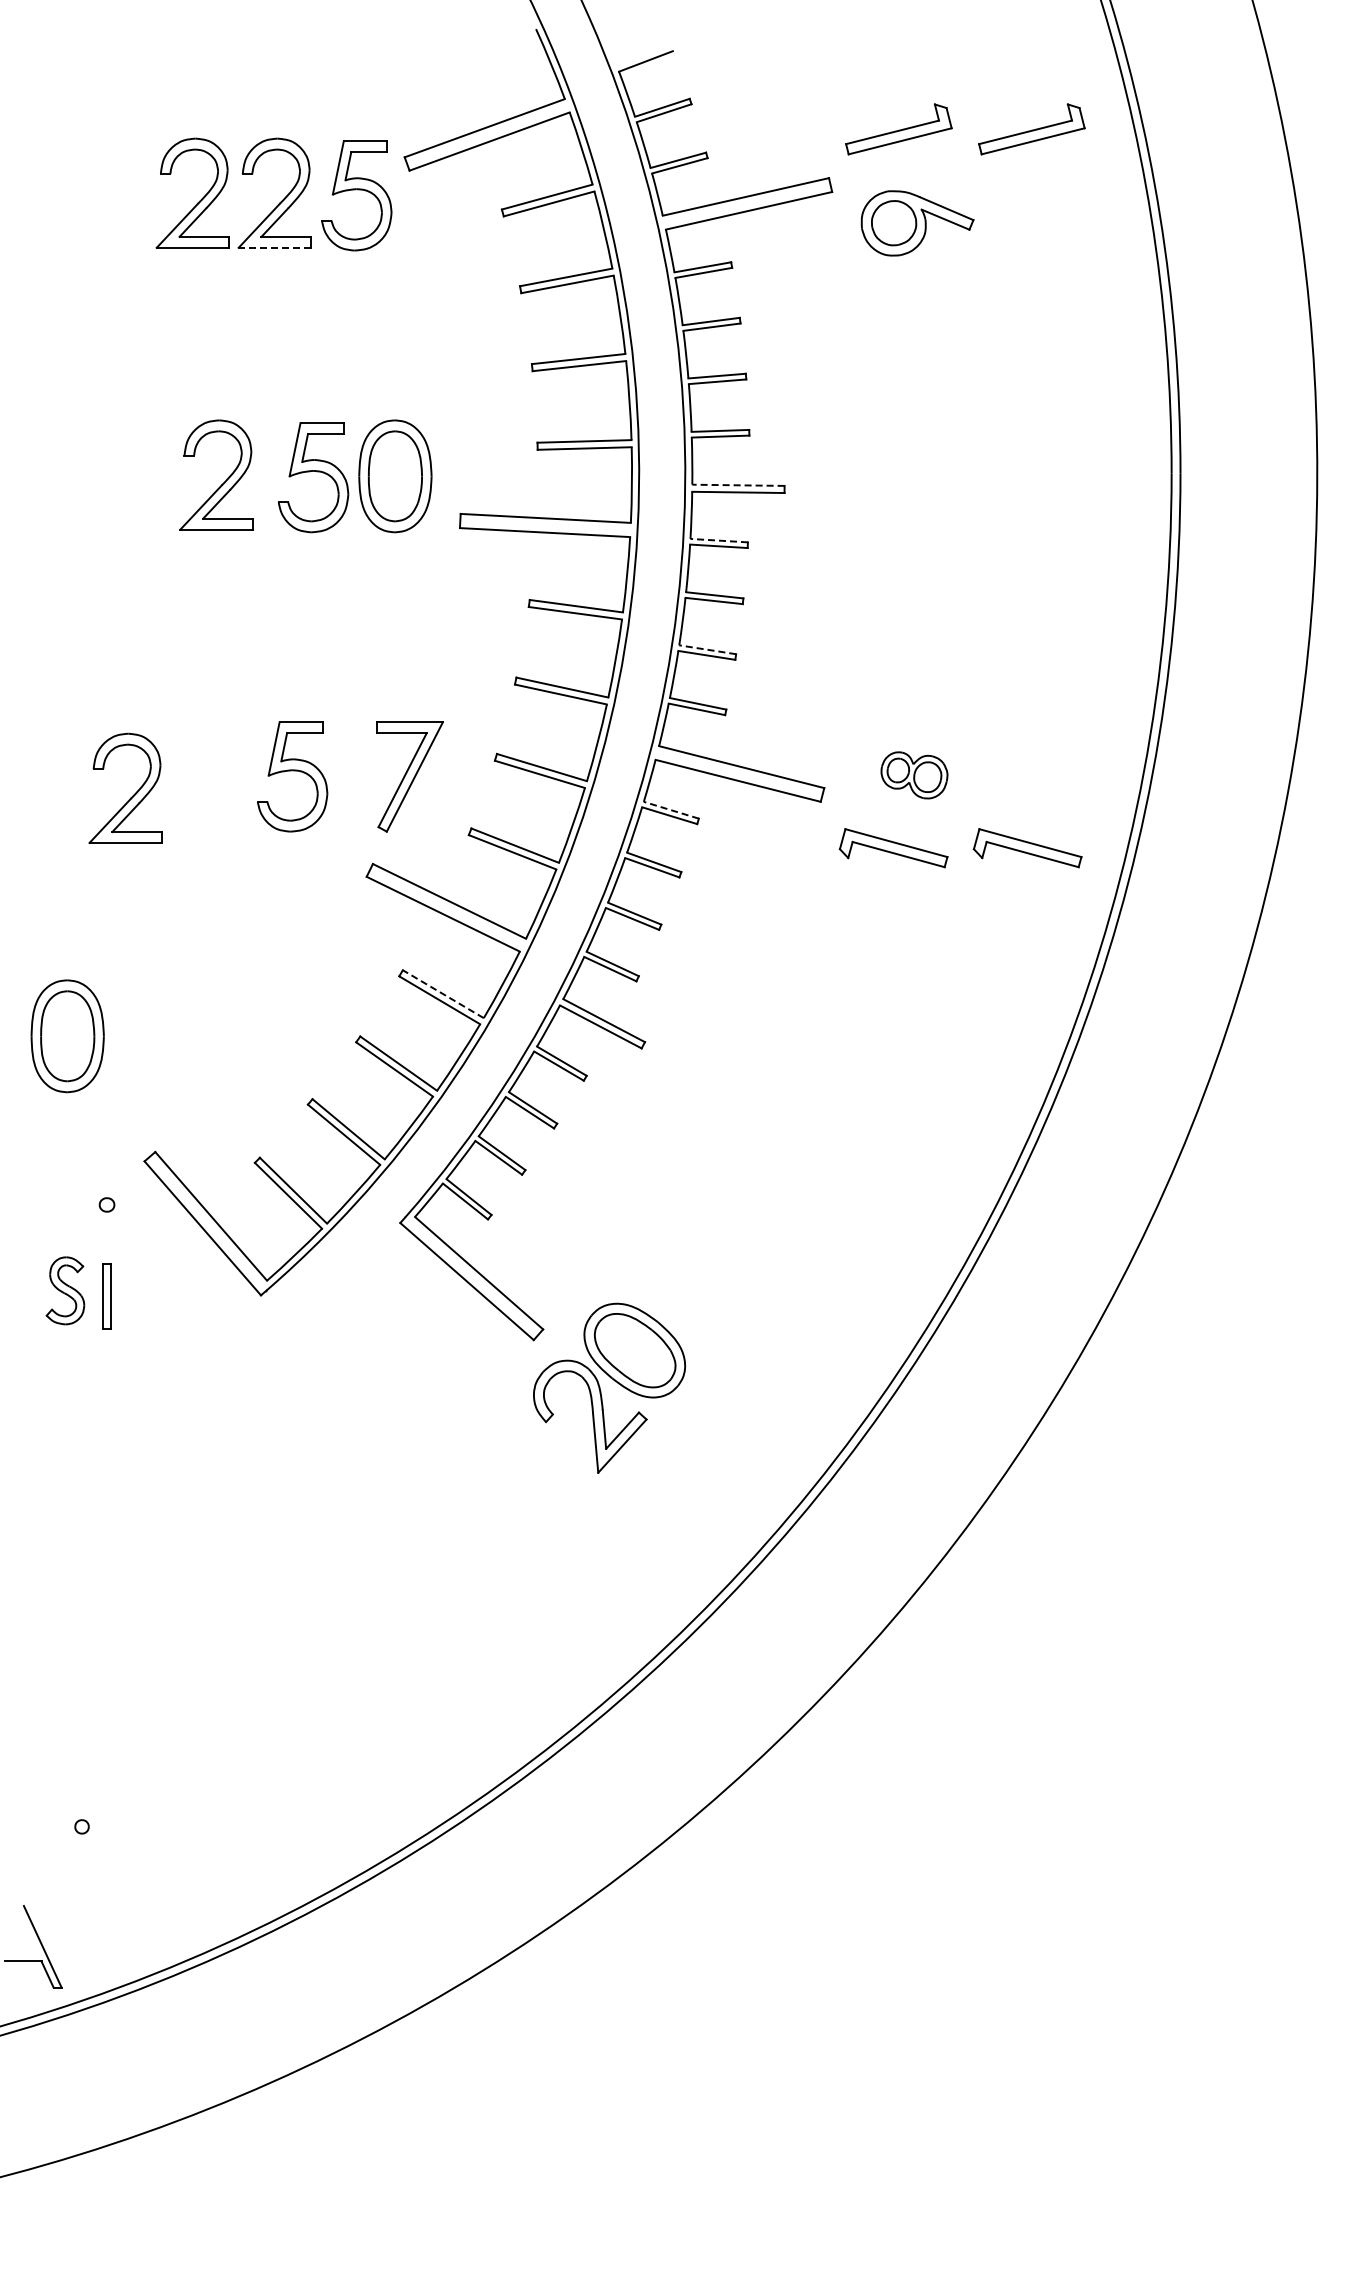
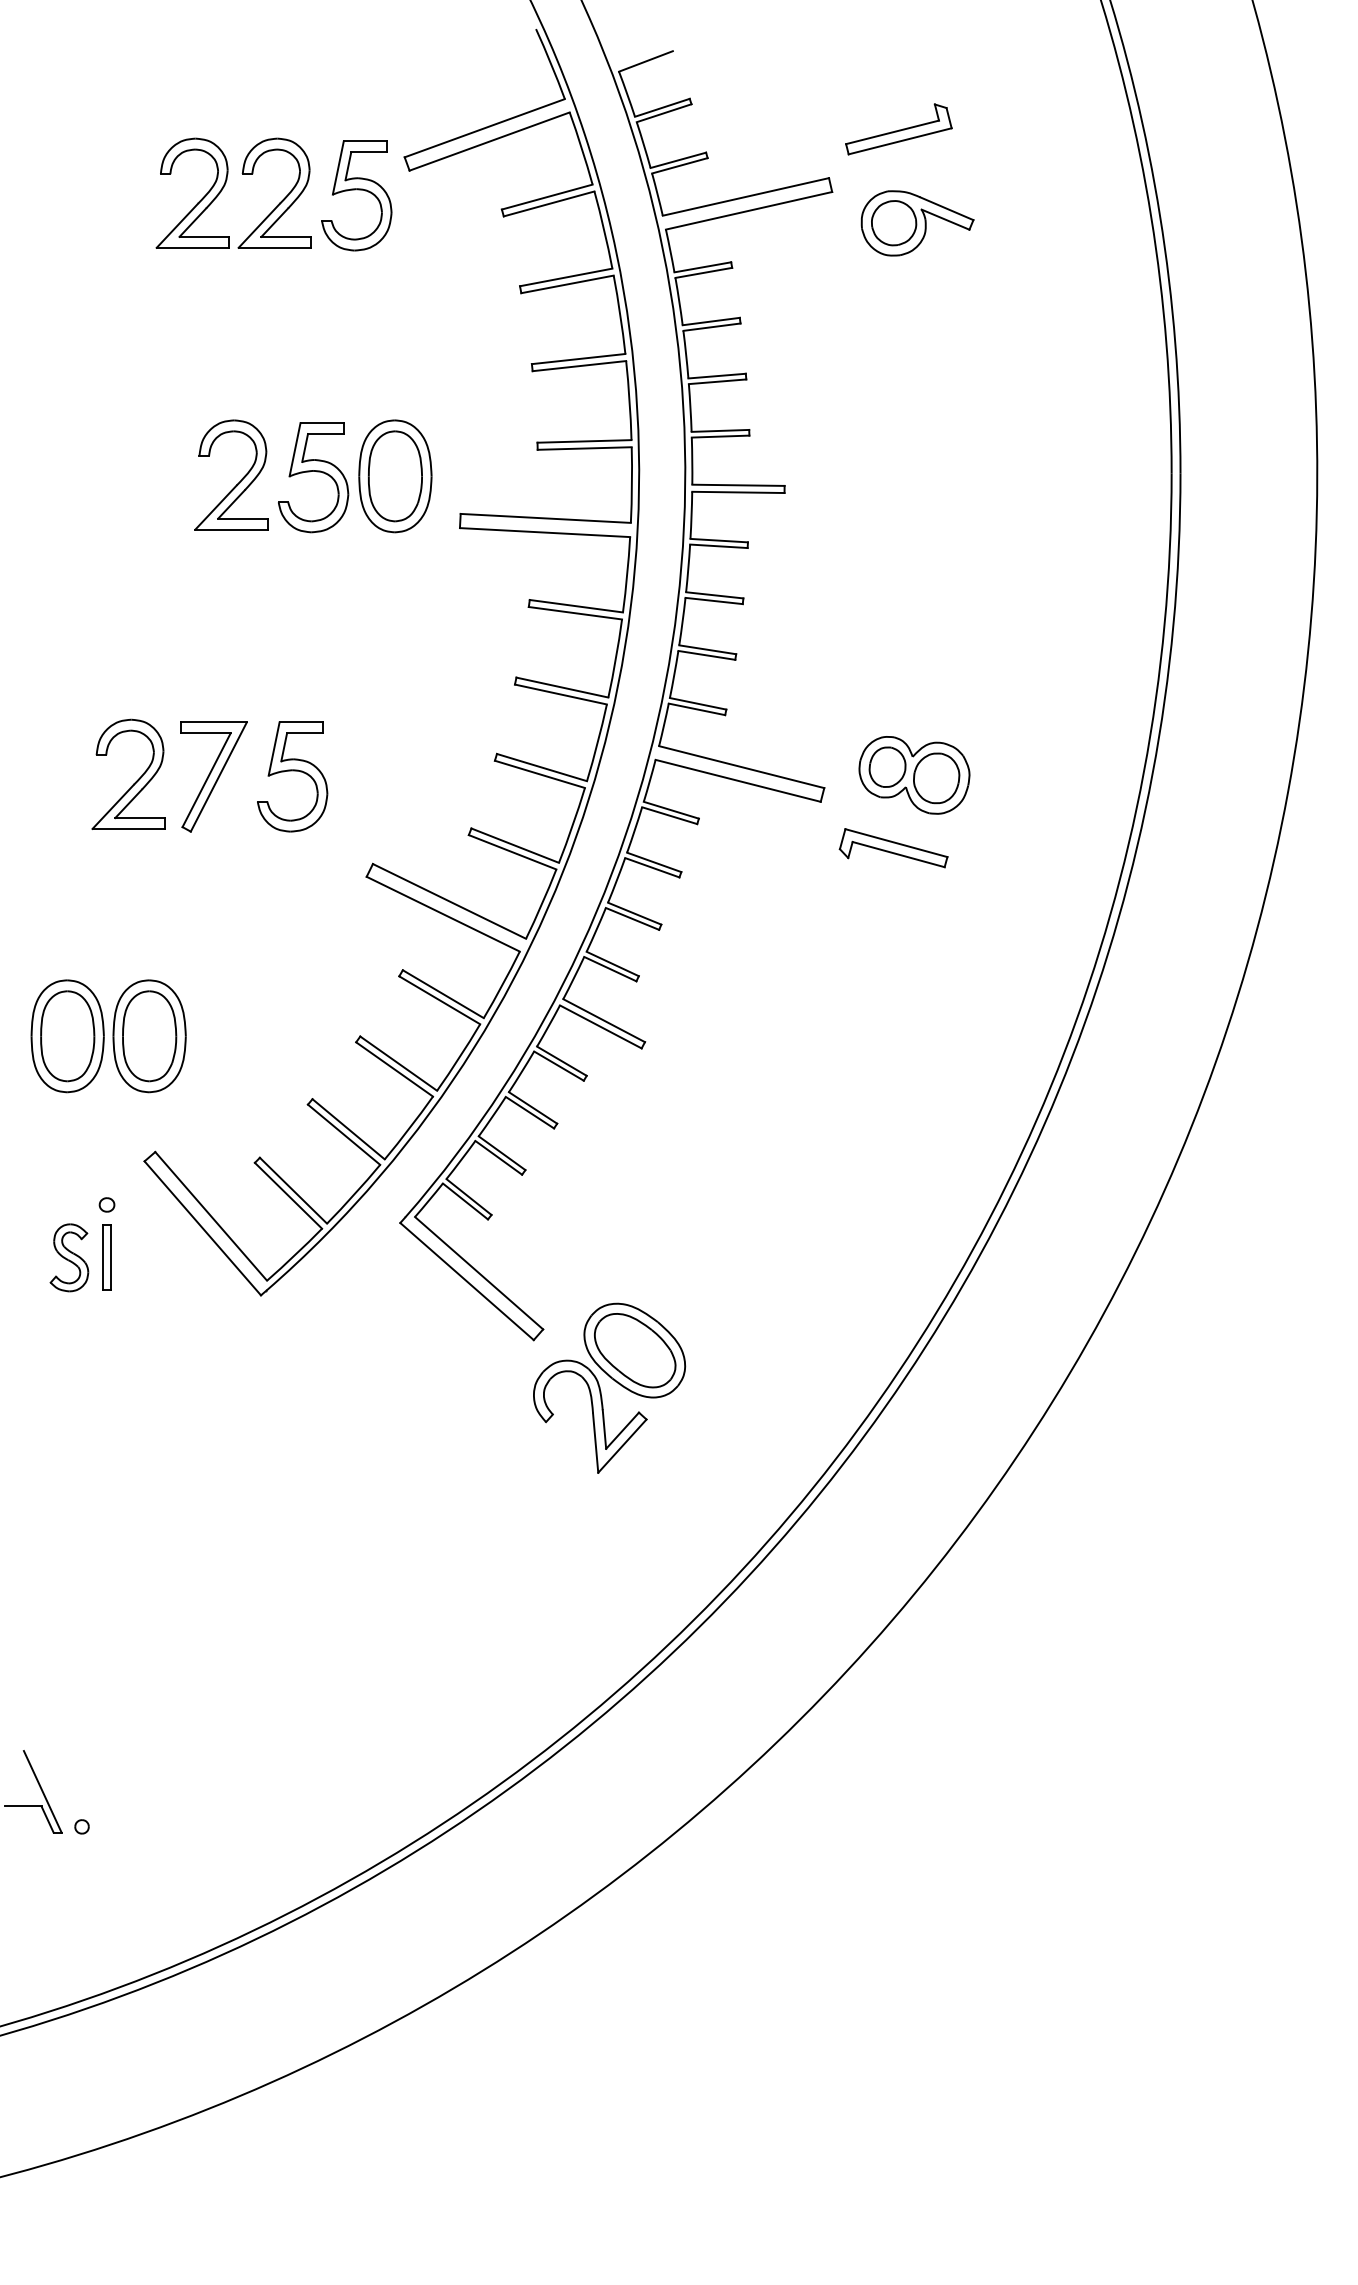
part: present -> none (1031, 129)
line: dashed -> solid (274, 247)
part position: (224, 481) -> (239, 481) (239, 481)
line: dashed -> solid (737, 485)
line: dashed -> solid (719, 540)
line: dashed -> solid (707, 649)
part size: 69x49 px -> 113x79 px (914, 775)
part position: (409, 776) -> (213, 776) (213, 776)
part position: (133, 794) -> (136, 780) (136, 780)
line: dashed -> solid (671, 810)
part: present -> none (1027, 848)
line: dashed -> solid (442, 993)
part: none -> present (149, 1036)
part position: (65, 1290) -> (69, 1257) (69, 1257)
part position: (106, 1296) -> (106, 1257) (106, 1257)
part position: (39, 1942) -> (39, 1787) (39, 1787)
